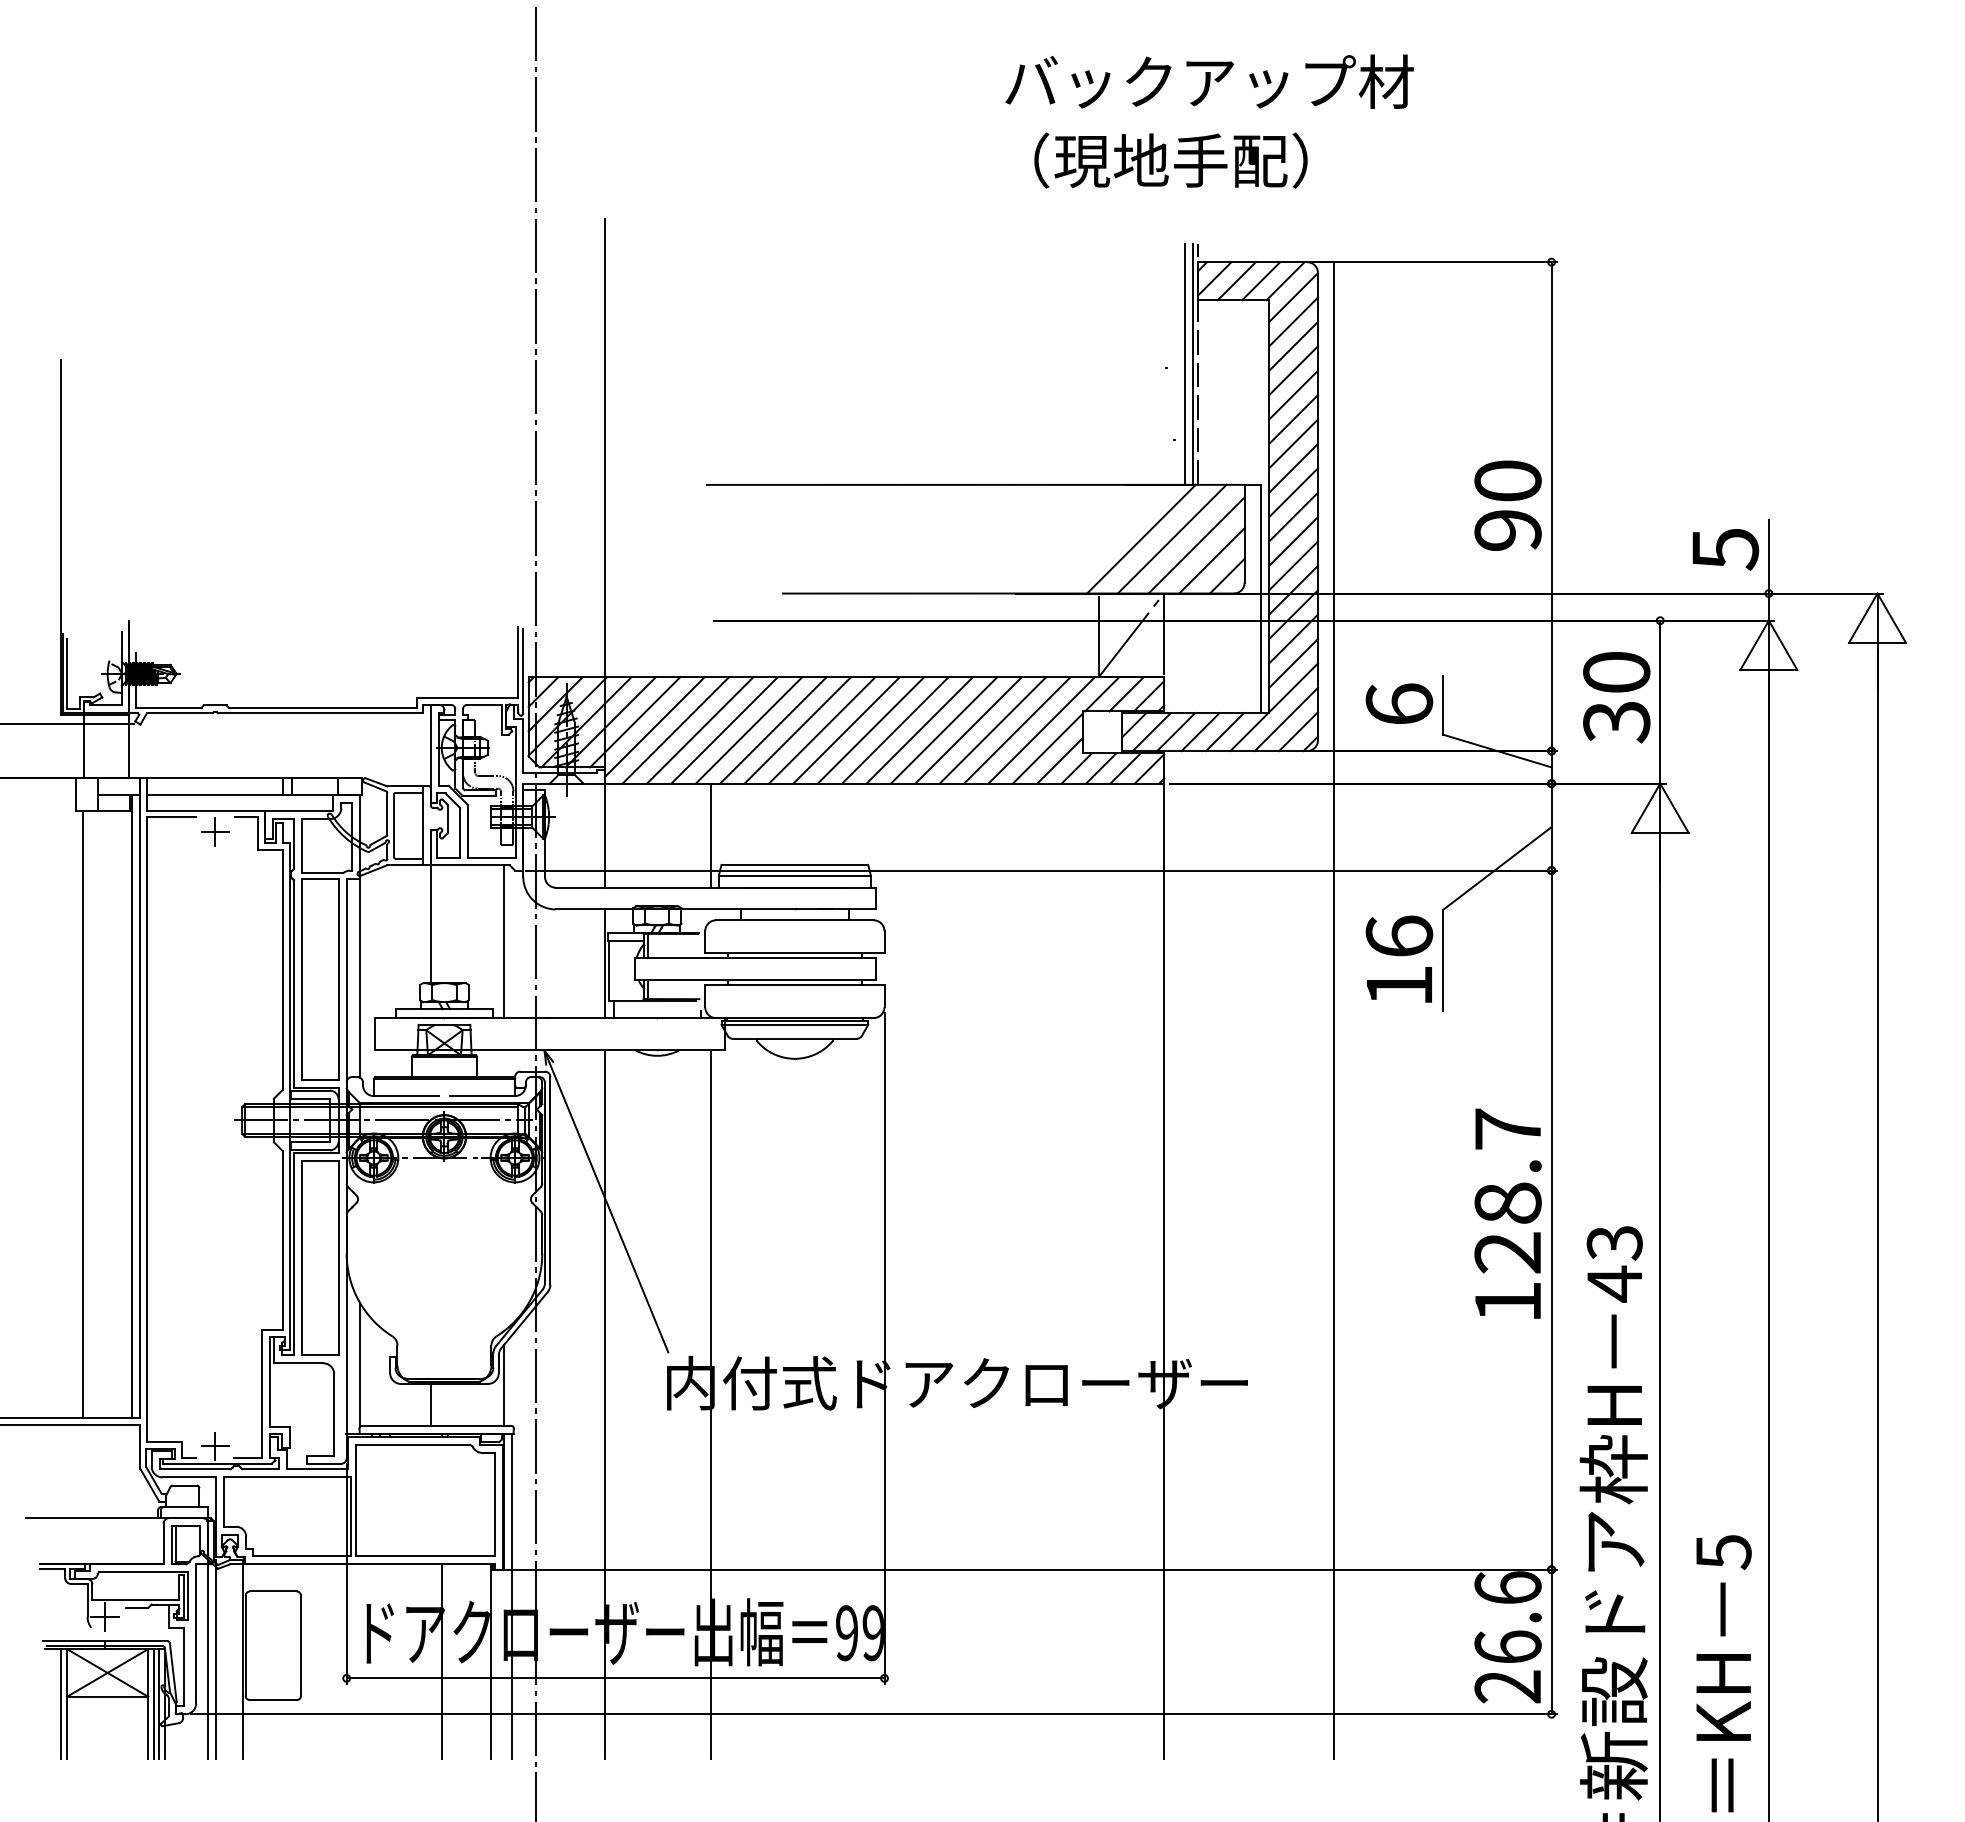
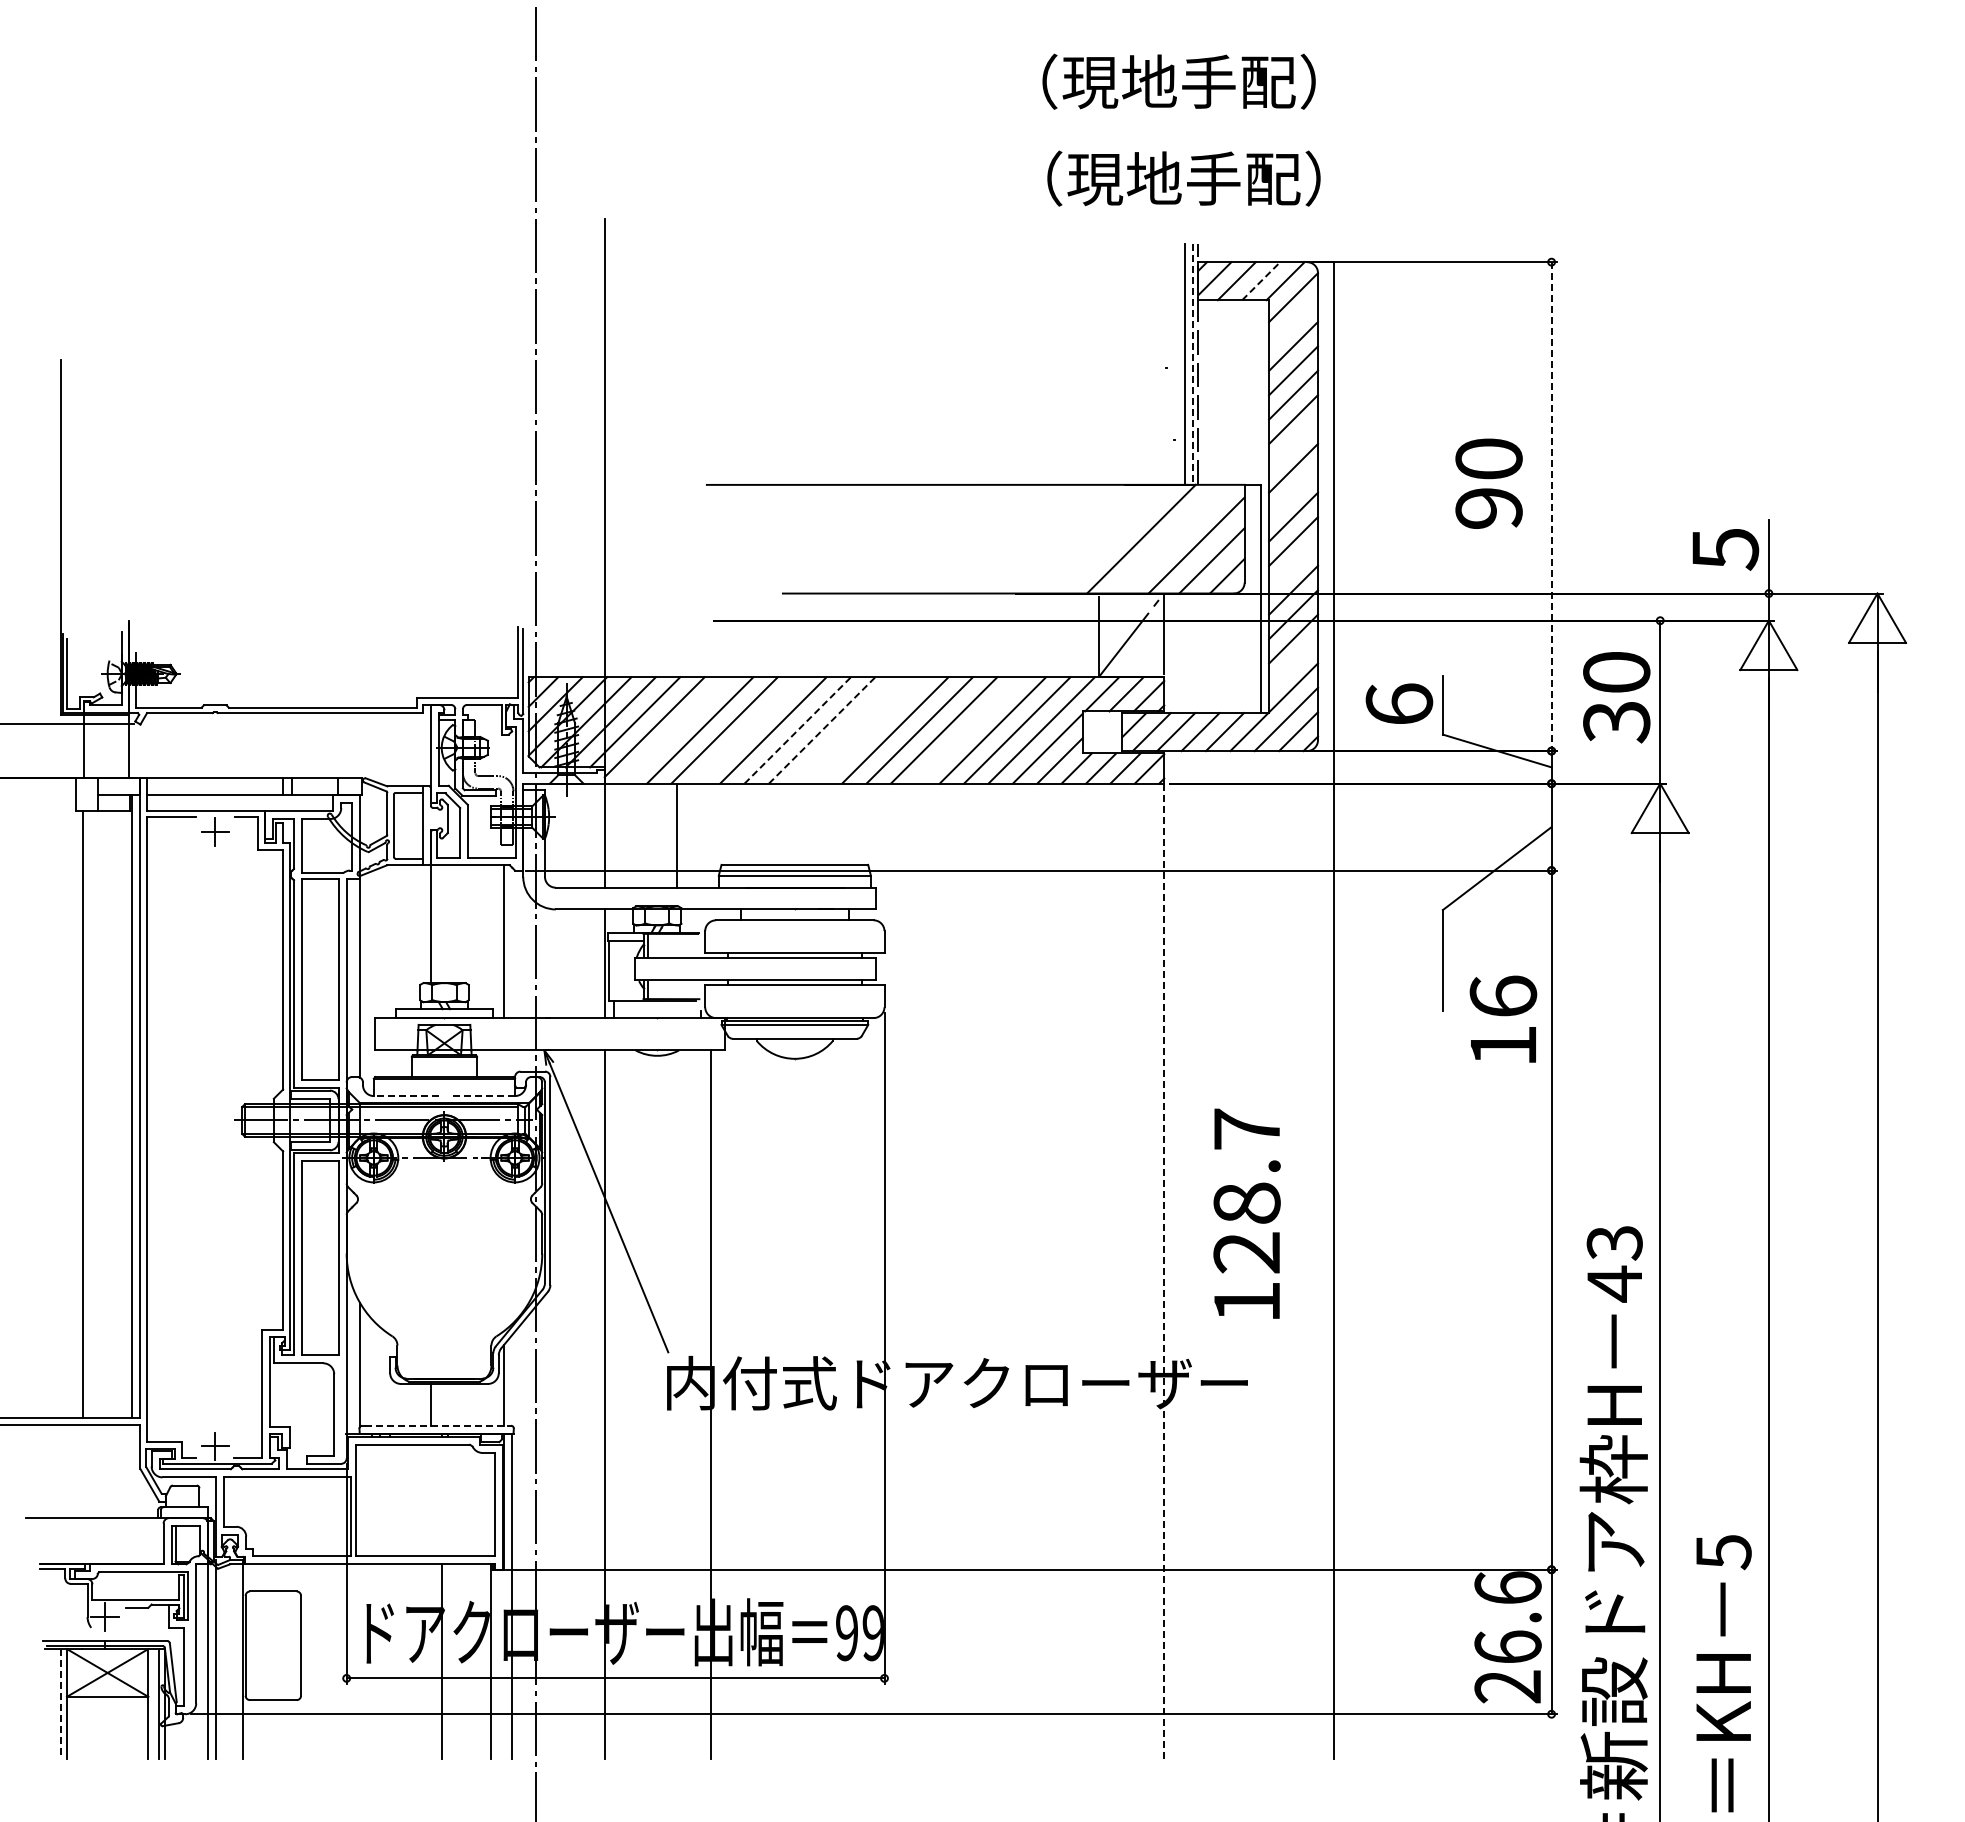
text: バックアップ材 -> （現地手配） (1209, 81)
text position: (1170, 160) -> (1183, 178) (1183, 178)
line: solid -> dashed (1261, 281)
line: present -> none (1293, 321)
line: solid -> dashed (1193, 364)
line: present -> none (1293, 443)
line: present -> none (1293, 492)
text position: (1507, 505) -> (1488, 483) (1488, 483)
line: solid -> dashed (1551, 507)
line: present -> none (1171, 538)
line: present -> none (1293, 565)
line: present -> none (1293, 663)
line: present -> none (675, 730)
line: present -> none (748, 730)
line: solid -> dashed (798, 730)
line: solid -> dashed (822, 730)
line: present -> none (846, 730)
line: present -> none (870, 730)
line: present -> none (968, 730)
line position: (710, 835) -> (676, 835) (676, 835)
text position: (1399, 958) -> (1503, 1018) (1503, 1018)
line: solid -> dashed (406, 1096)
line: solid -> dashed (482, 1096)
text position: (1507, 1213) -> (1246, 1213) (1246, 1213)
line: solid -> dashed (1164, 1271)
line: solid -> dashed (436, 1425)
line: solid -> dashed (61, 1704)
line: present -> none (153, 1704)
